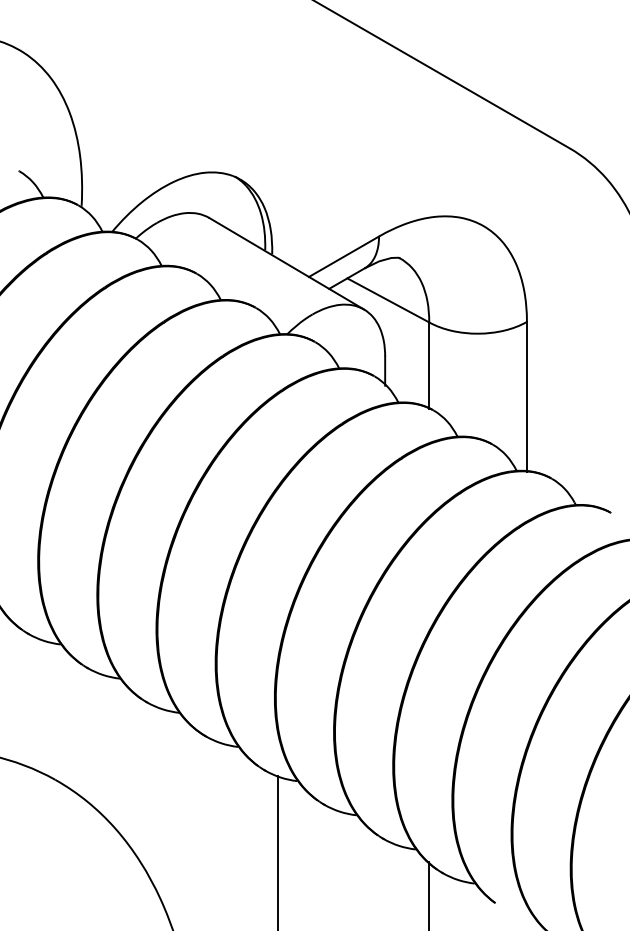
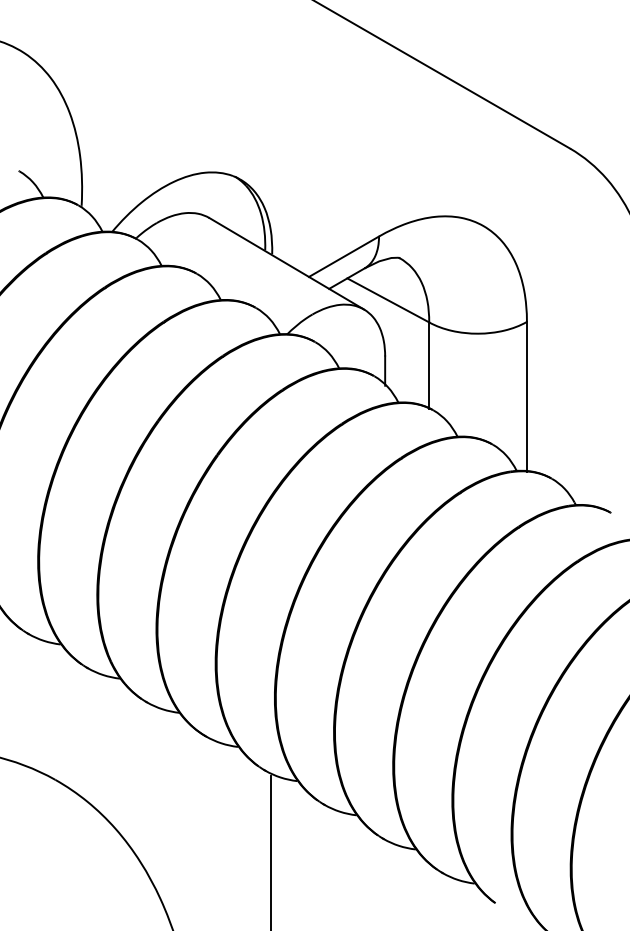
line position: (277, 851) -> (270, 851) (270, 851)
line: present -> none (429, 894)
